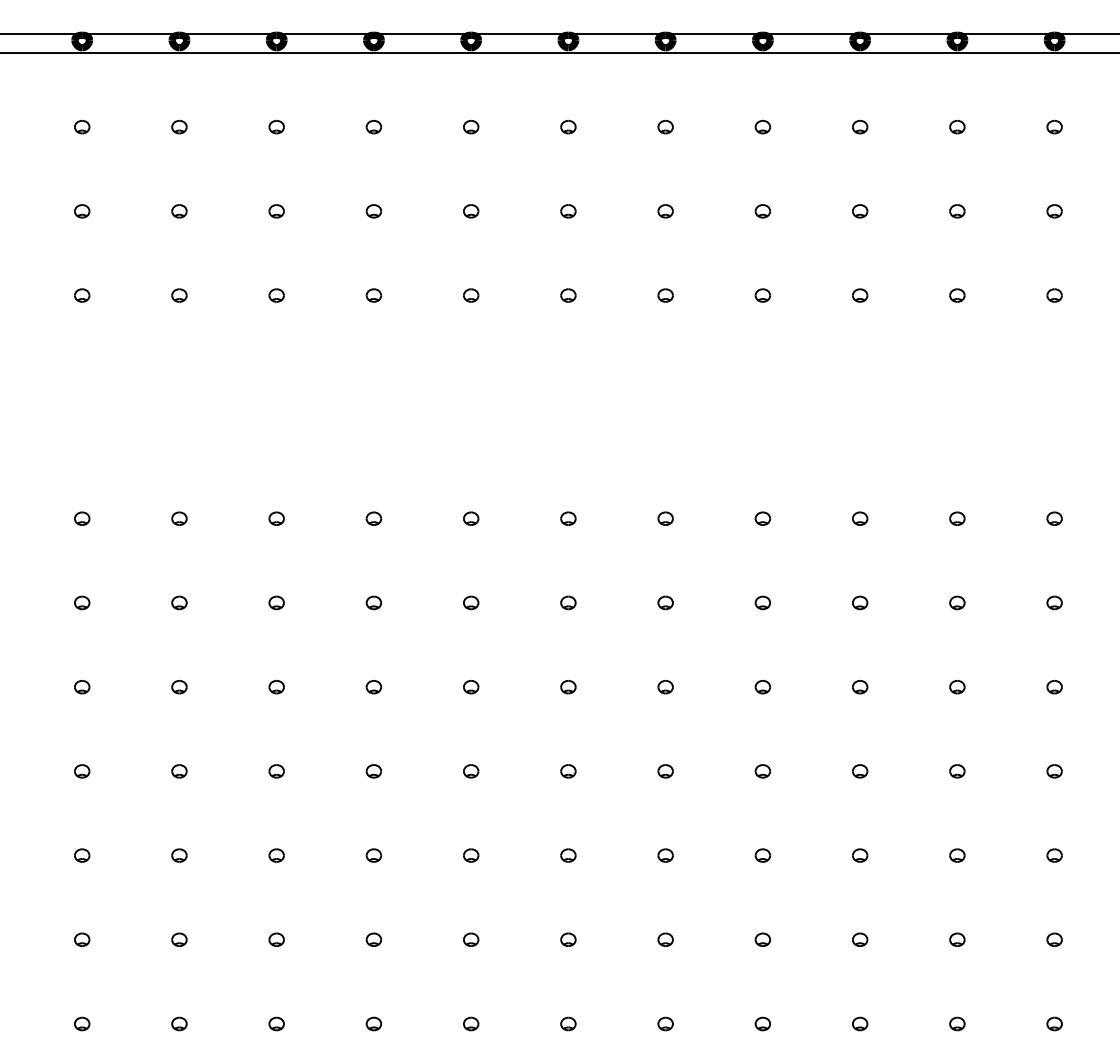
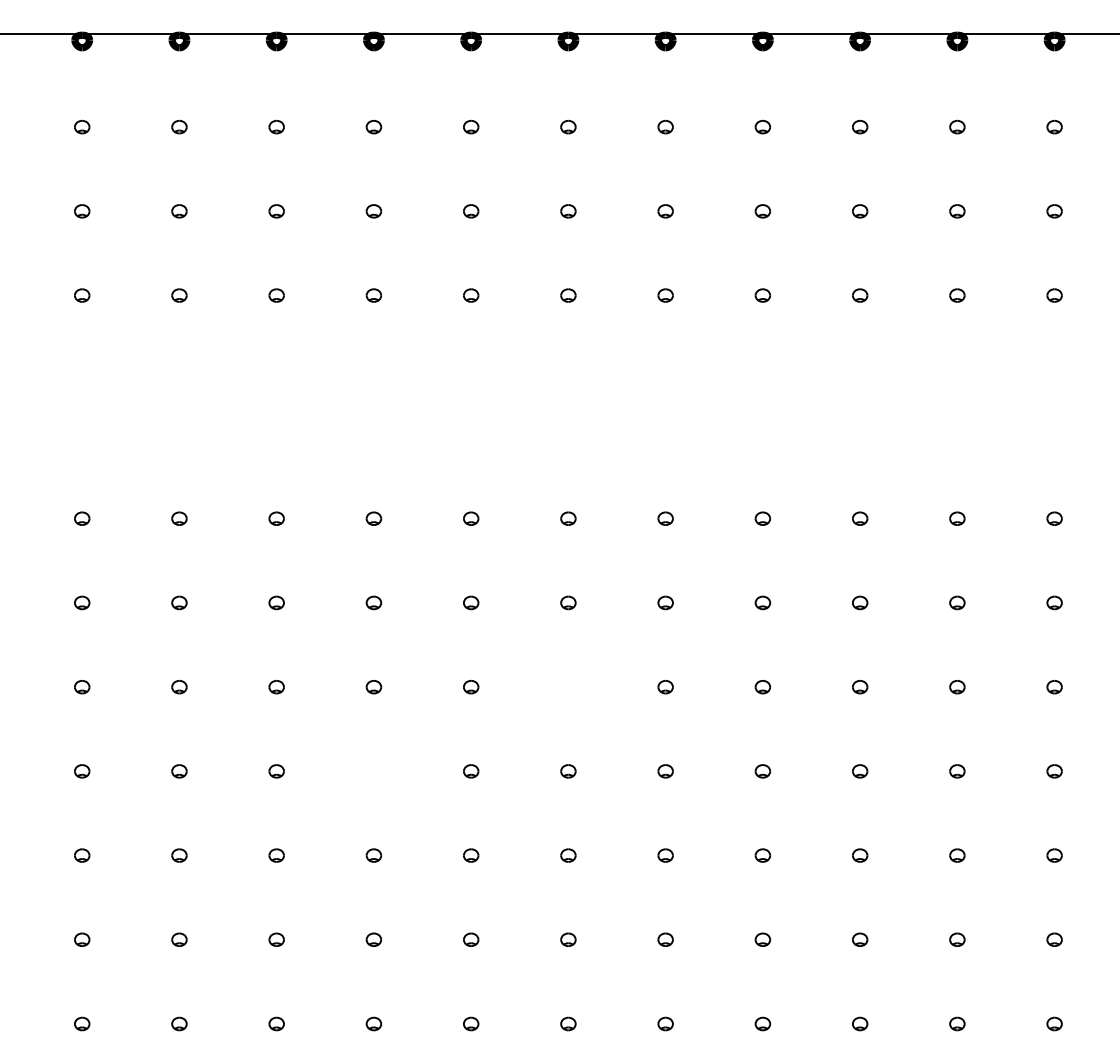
line: present -> none (559, 52)
part: present -> none (568, 687)
part: present -> none (373, 771)
